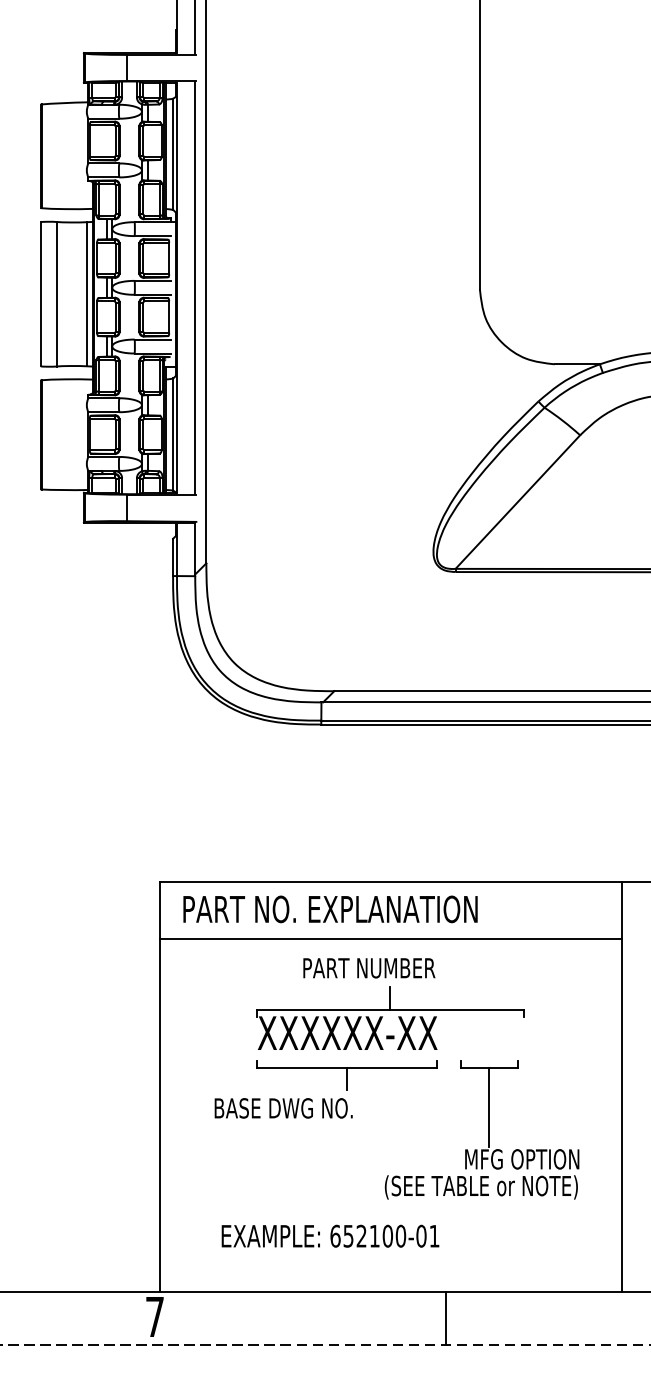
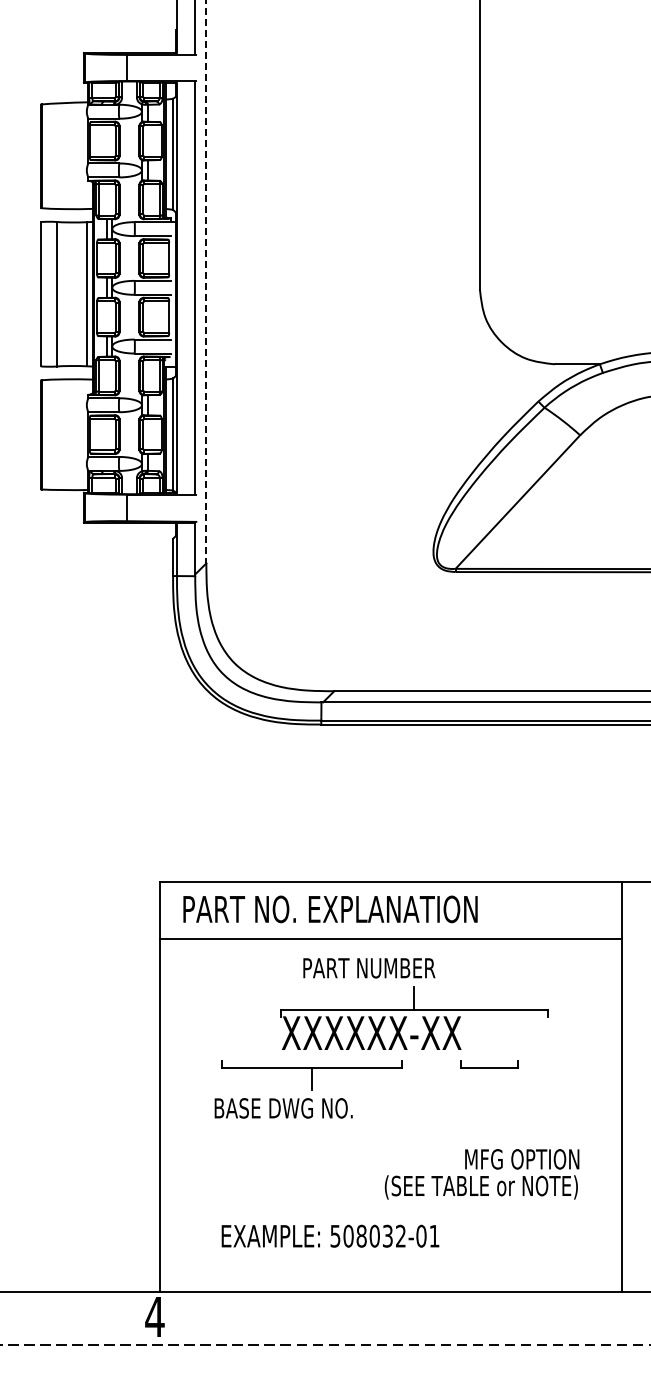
line: solid -> dashed (206, 282)
part position: (390, 1010) -> (414, 1010) (414, 1010)
part position: (346, 1075) -> (311, 1075) (311, 1075)
line: present -> none (489, 1107)
text: 652100-01 -> 508032-01 (368, 1235)
text: 7 -> 4 (154, 1316)
line: present -> none (445, 1318)
